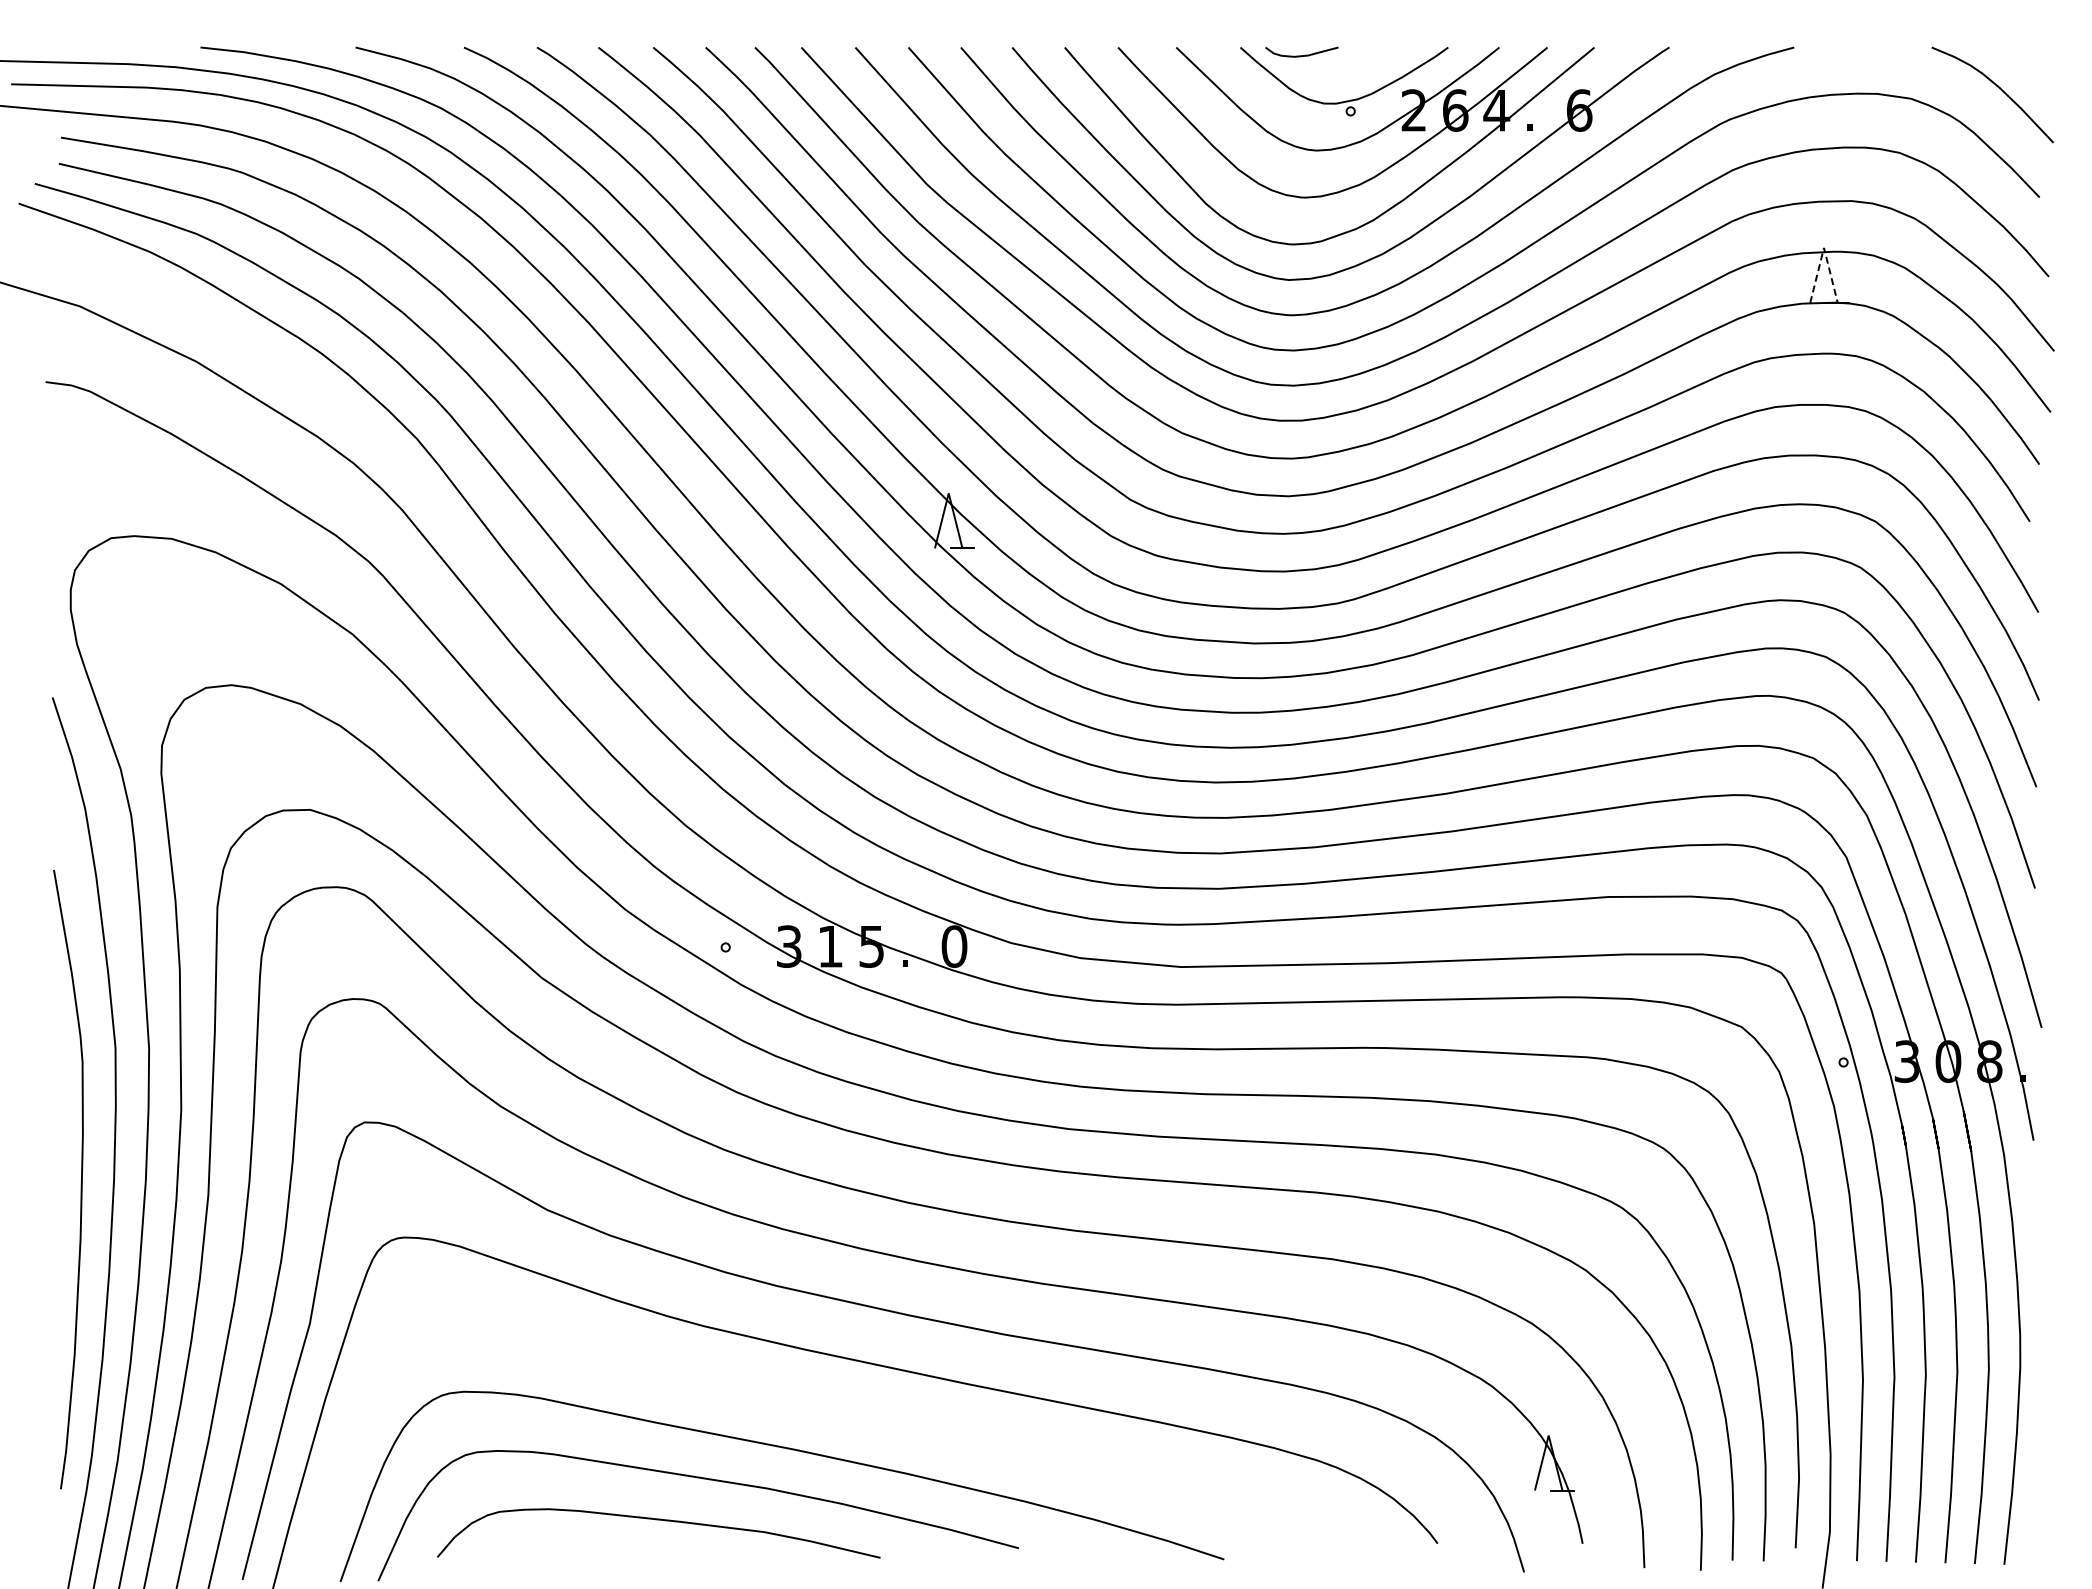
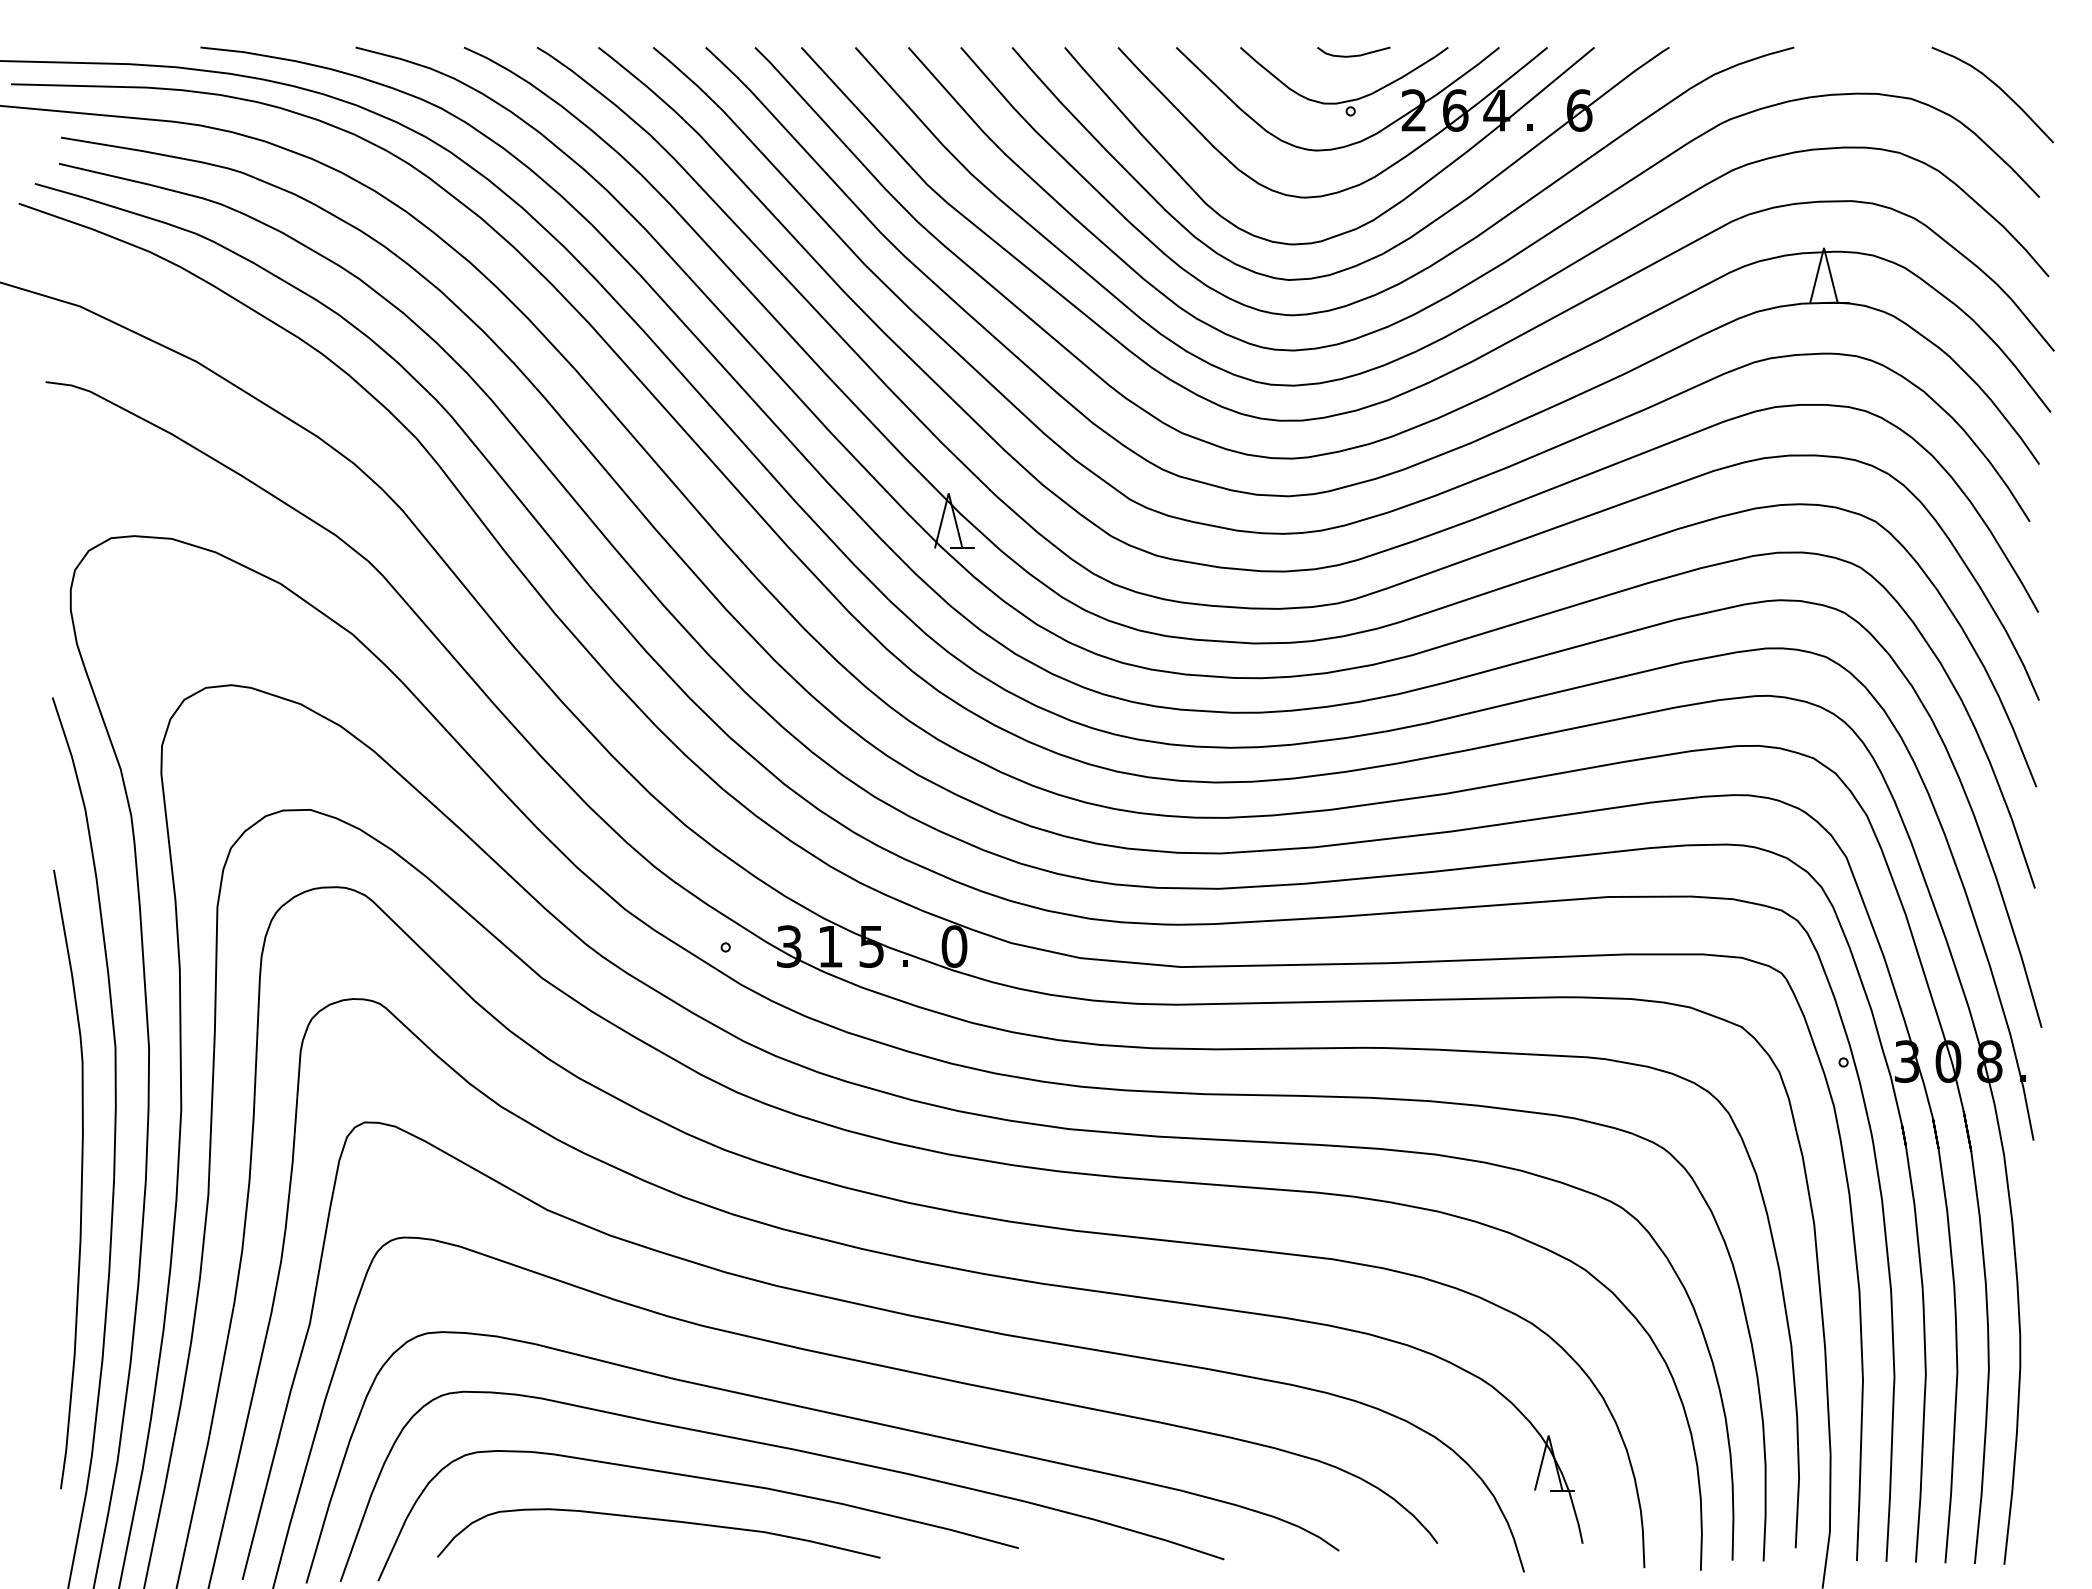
curve position: (1301, 55) -> (1353, 55) (1353, 55)
line: dashed -> solid (1823, 247)
curve: none -> present (830, 1414)
